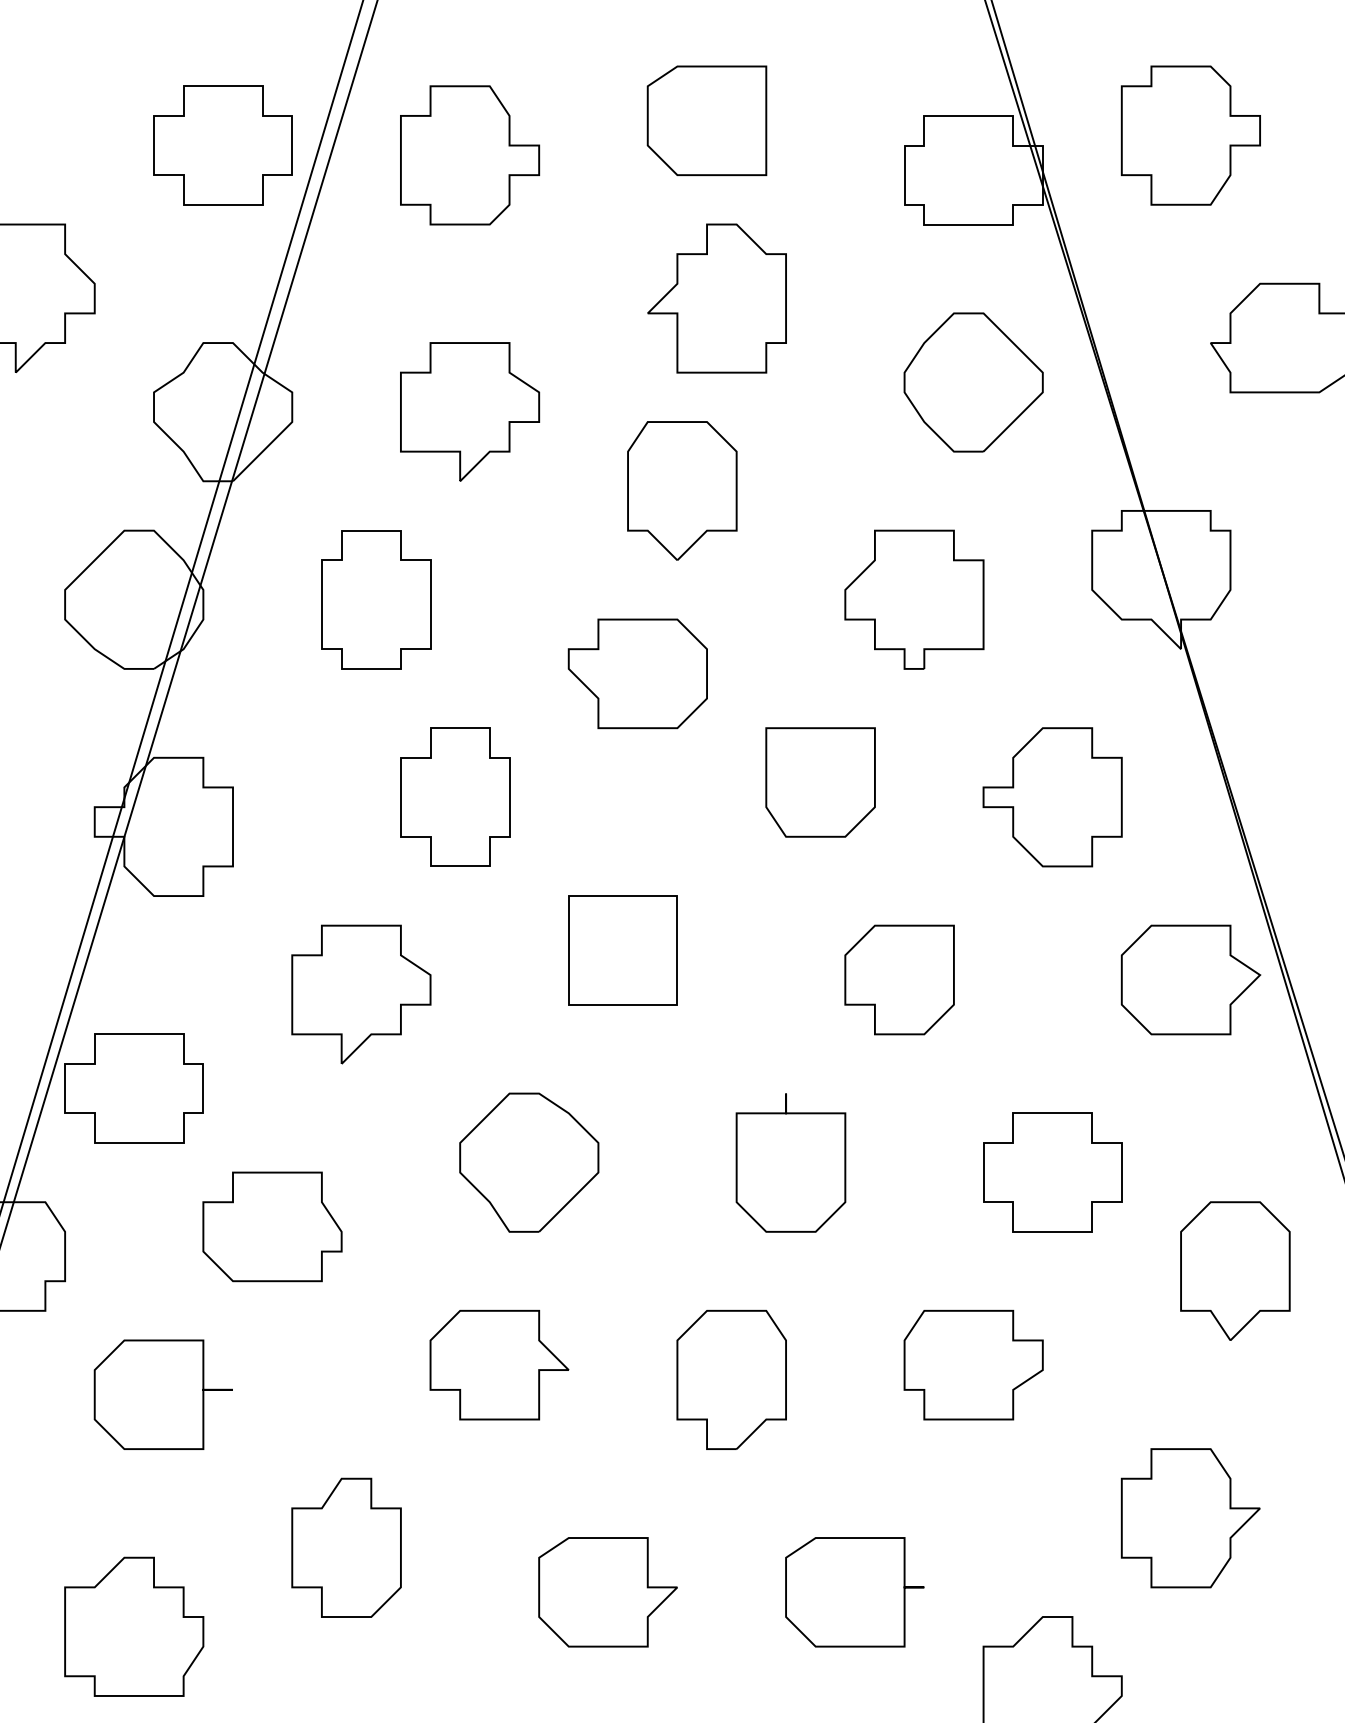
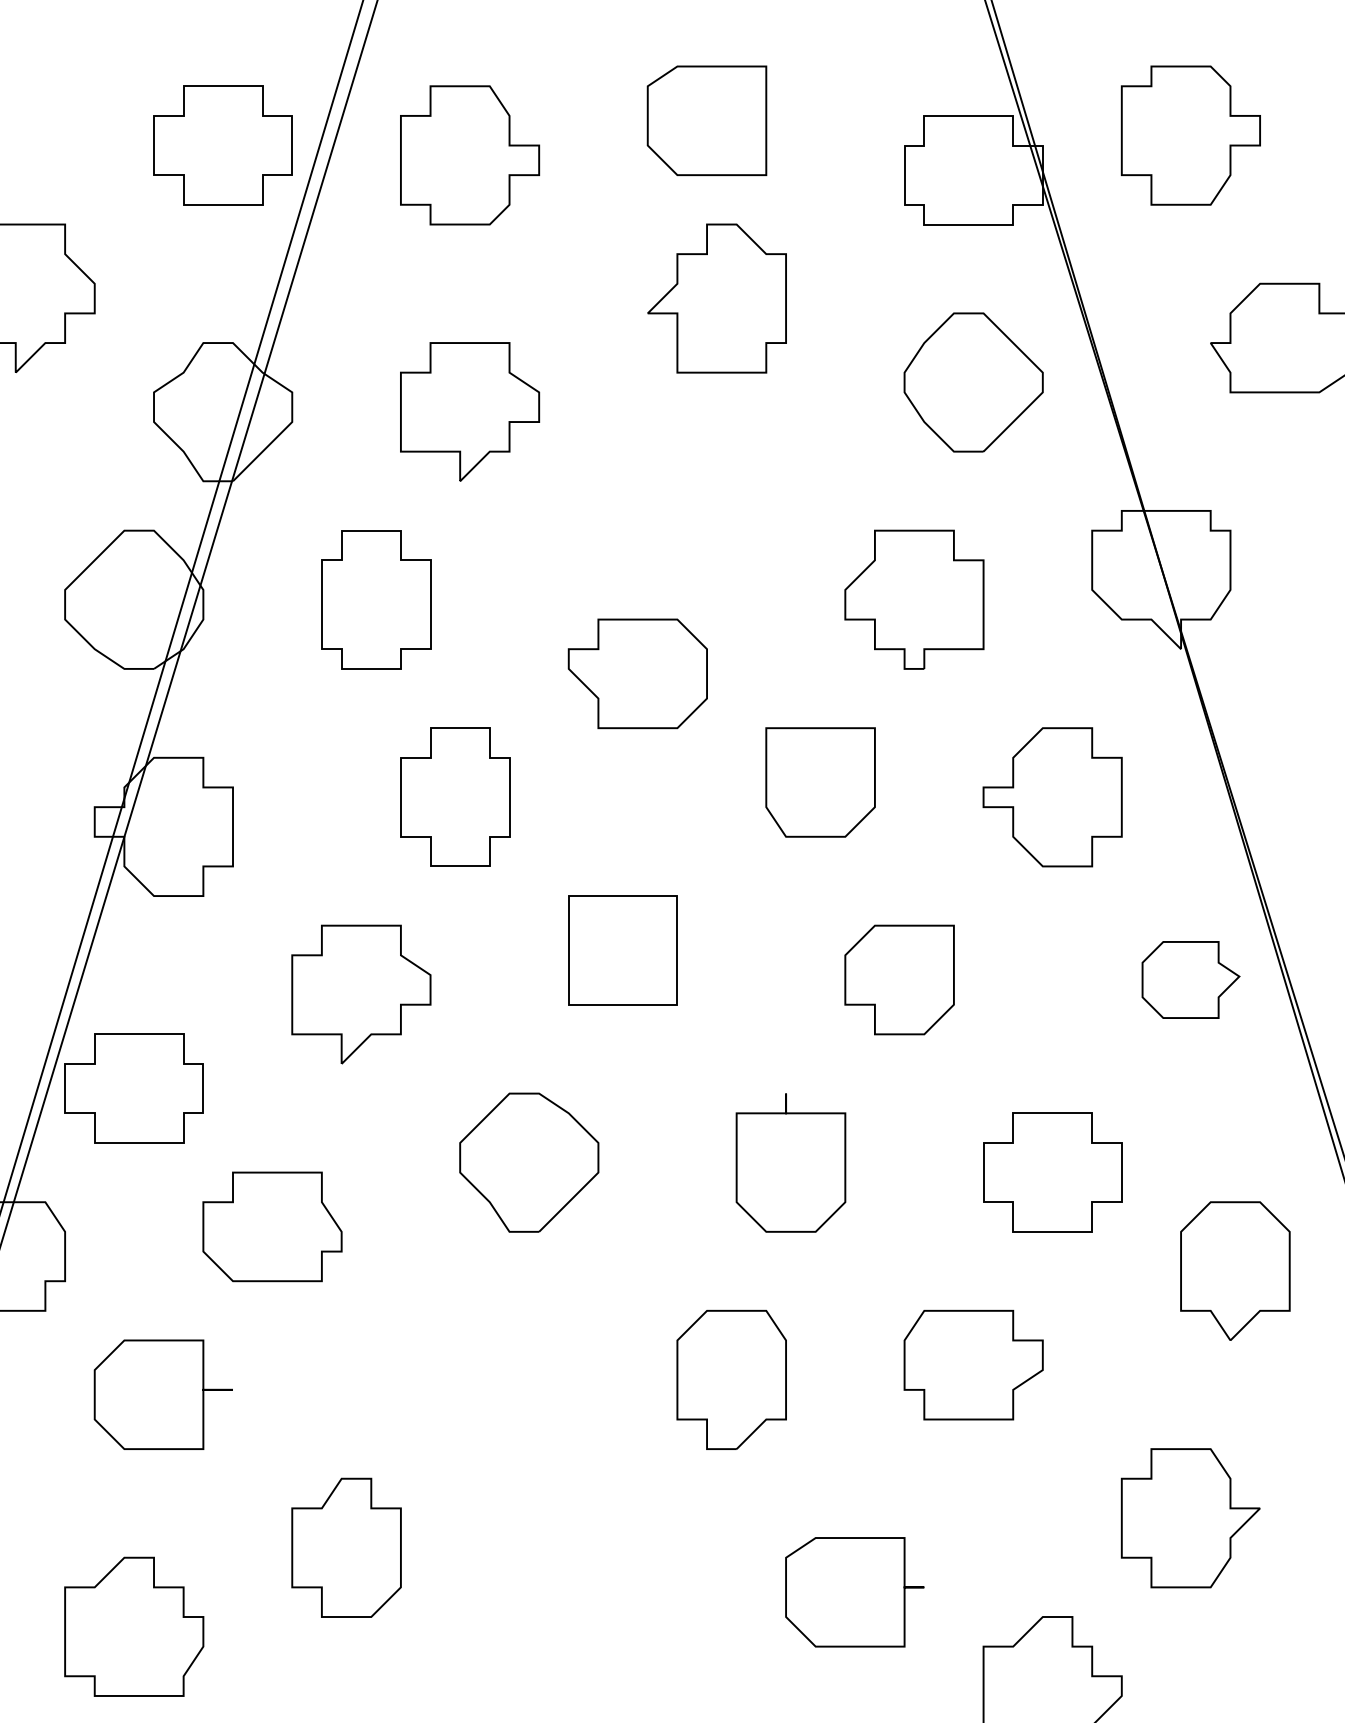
part: present -> none (682, 490)
part size: 142x112 px -> 100x78 px (1190, 979)
part: present -> none (499, 1364)
part: present -> none (607, 1592)
